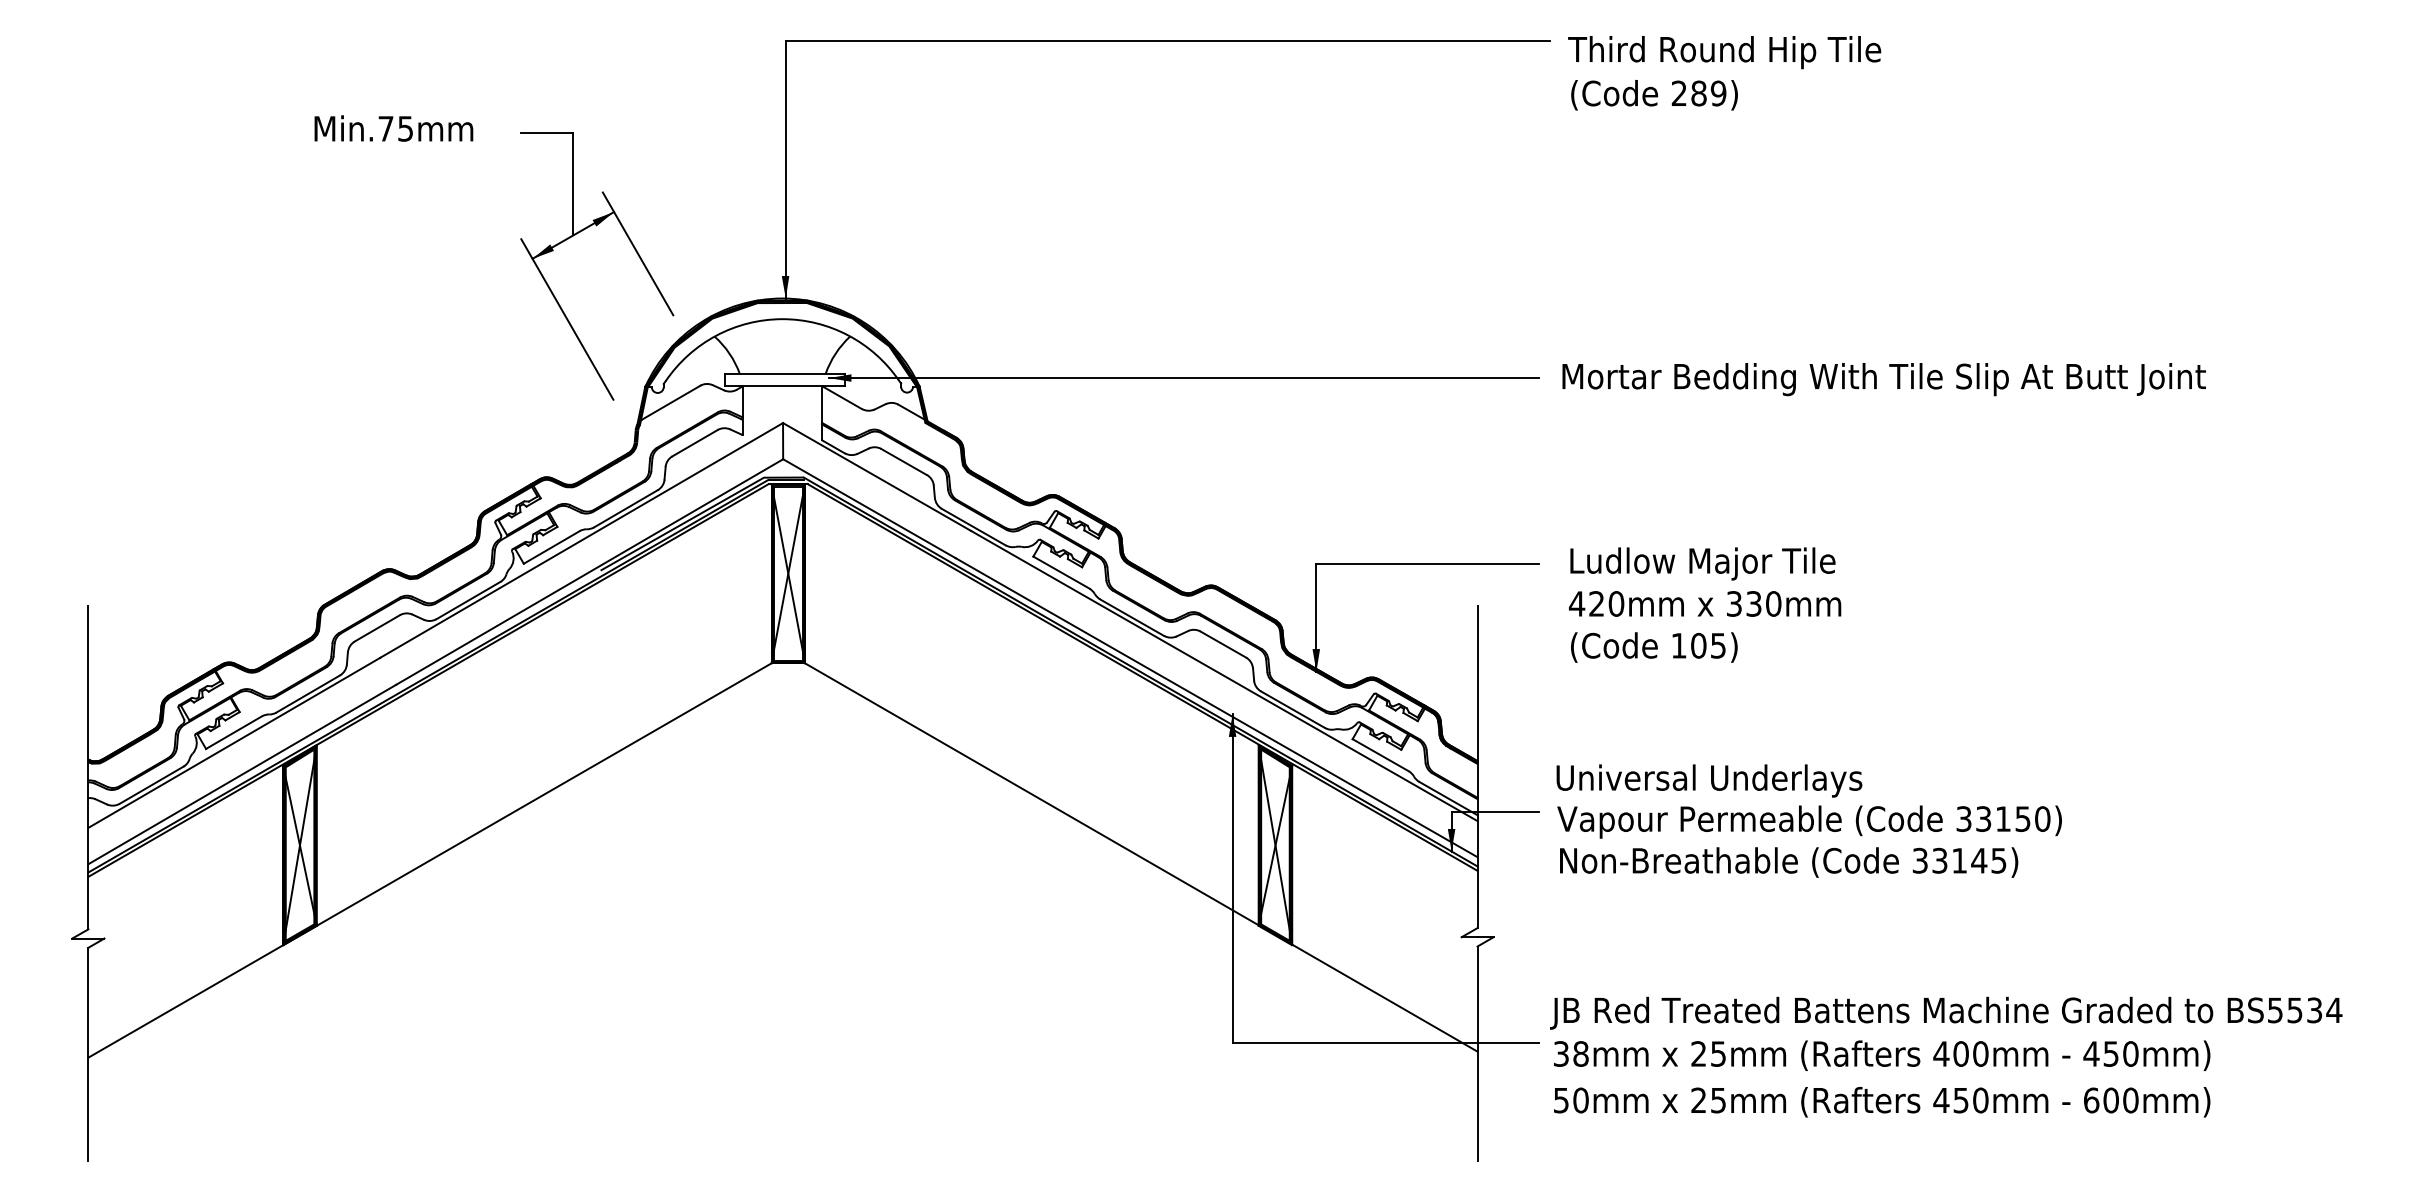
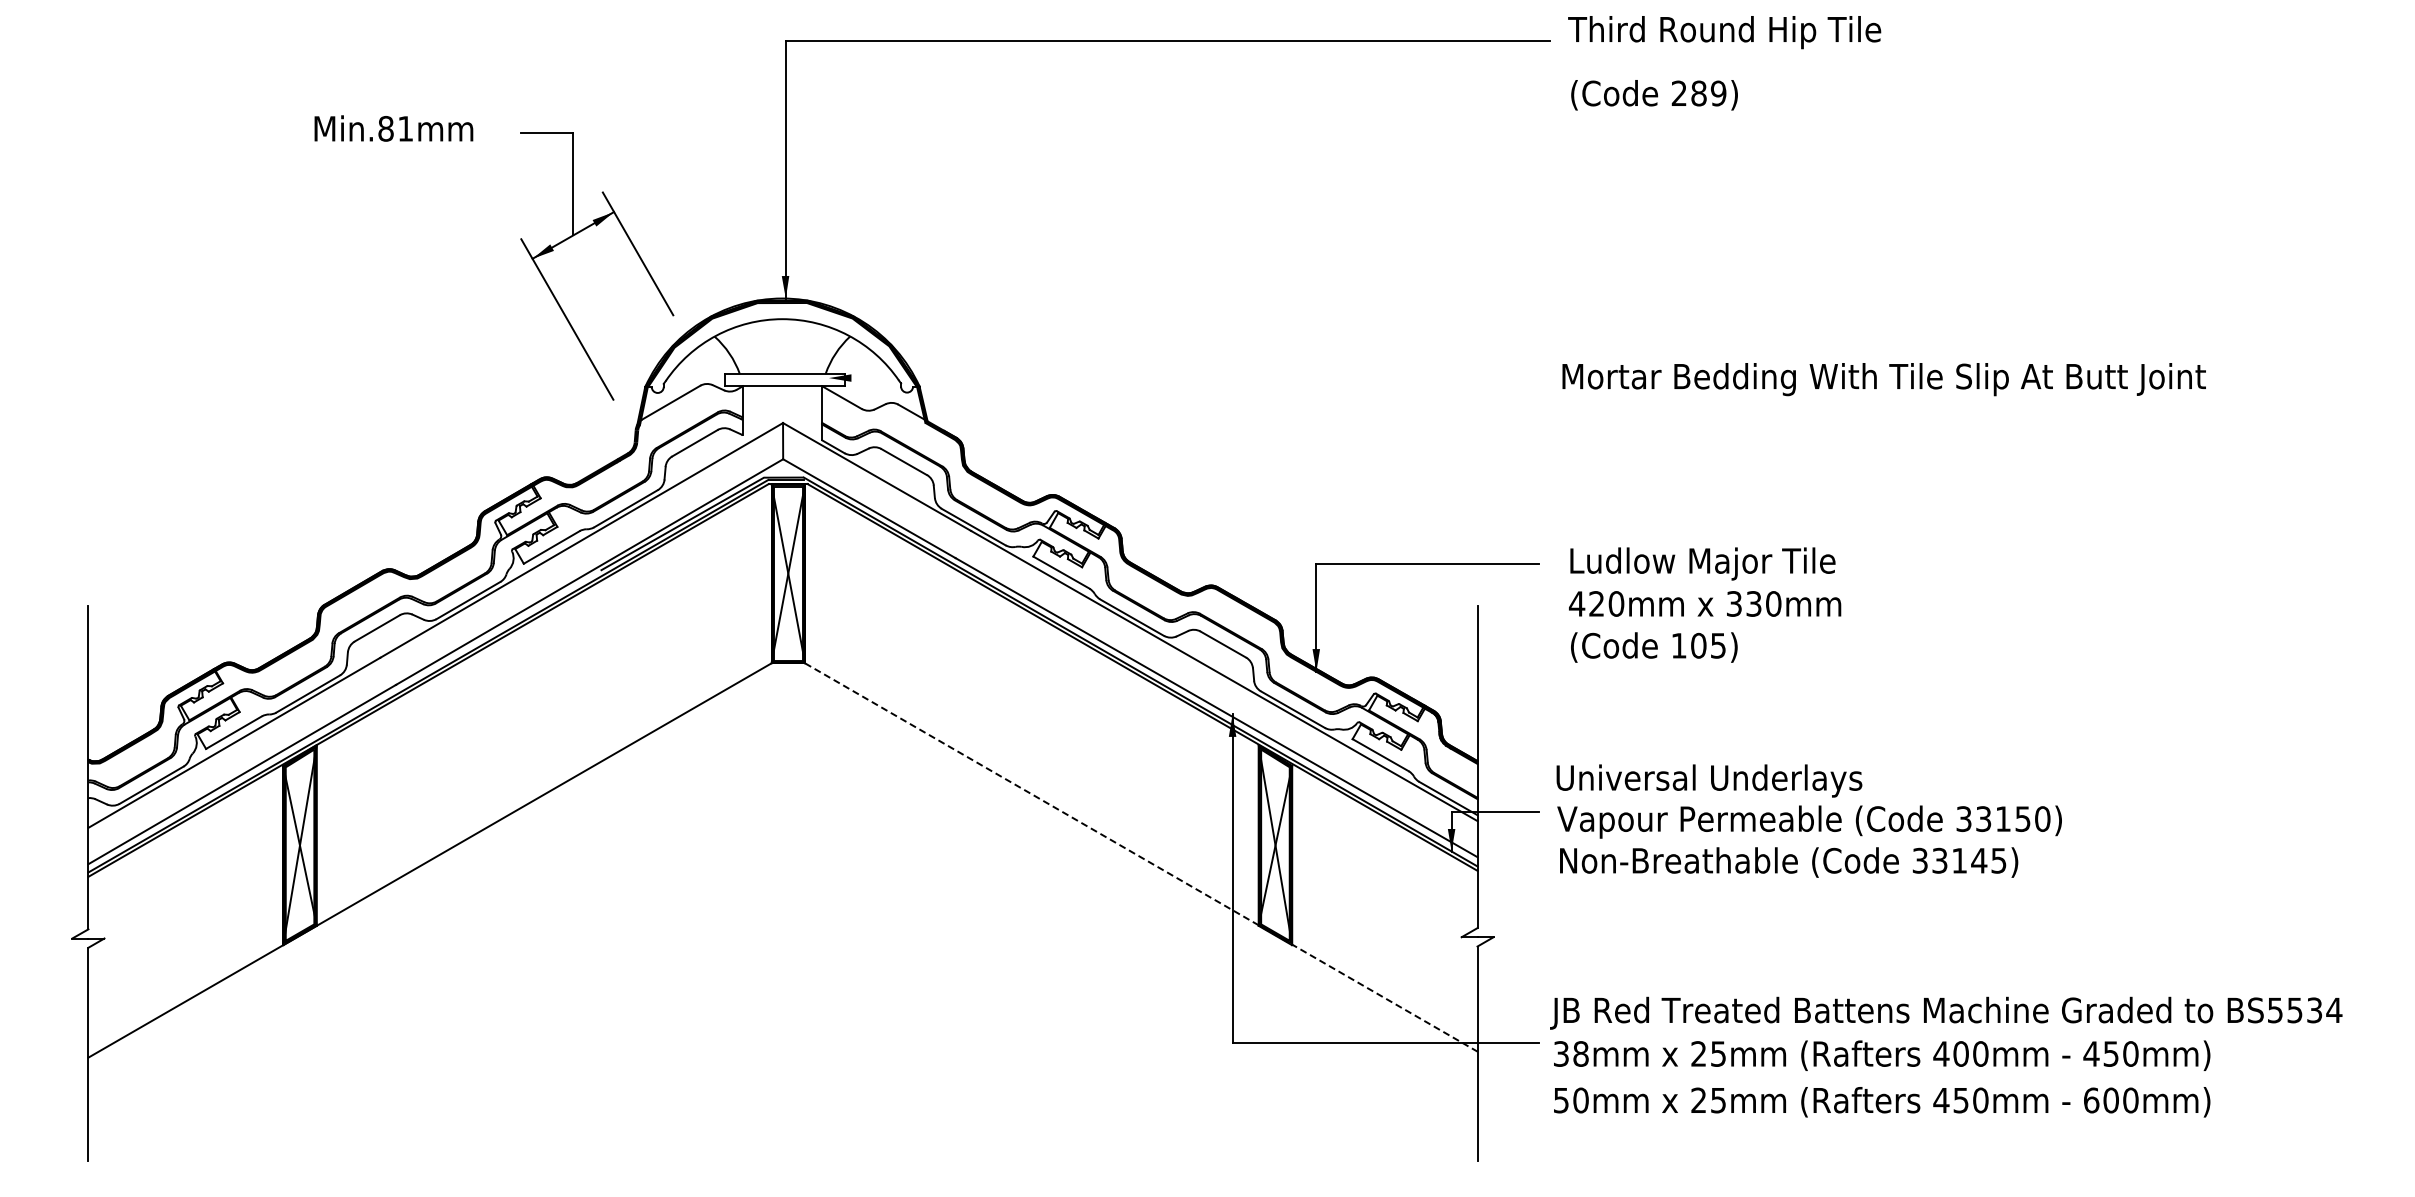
text position: (1724, 52) -> (1724, 32) (1724, 32)
text: Min.75mm -> Min.81mm (395, 128)
line: present -> none (1183, 378)
line: solid -> dashed (1141, 857)
